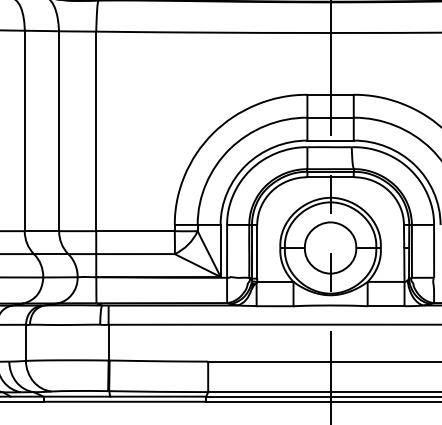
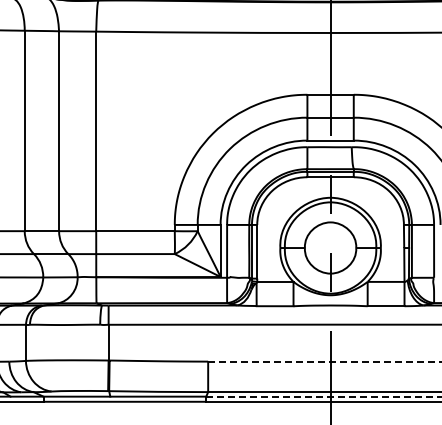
line: solid -> dashed (325, 361)
line: solid -> dashed (324, 396)
